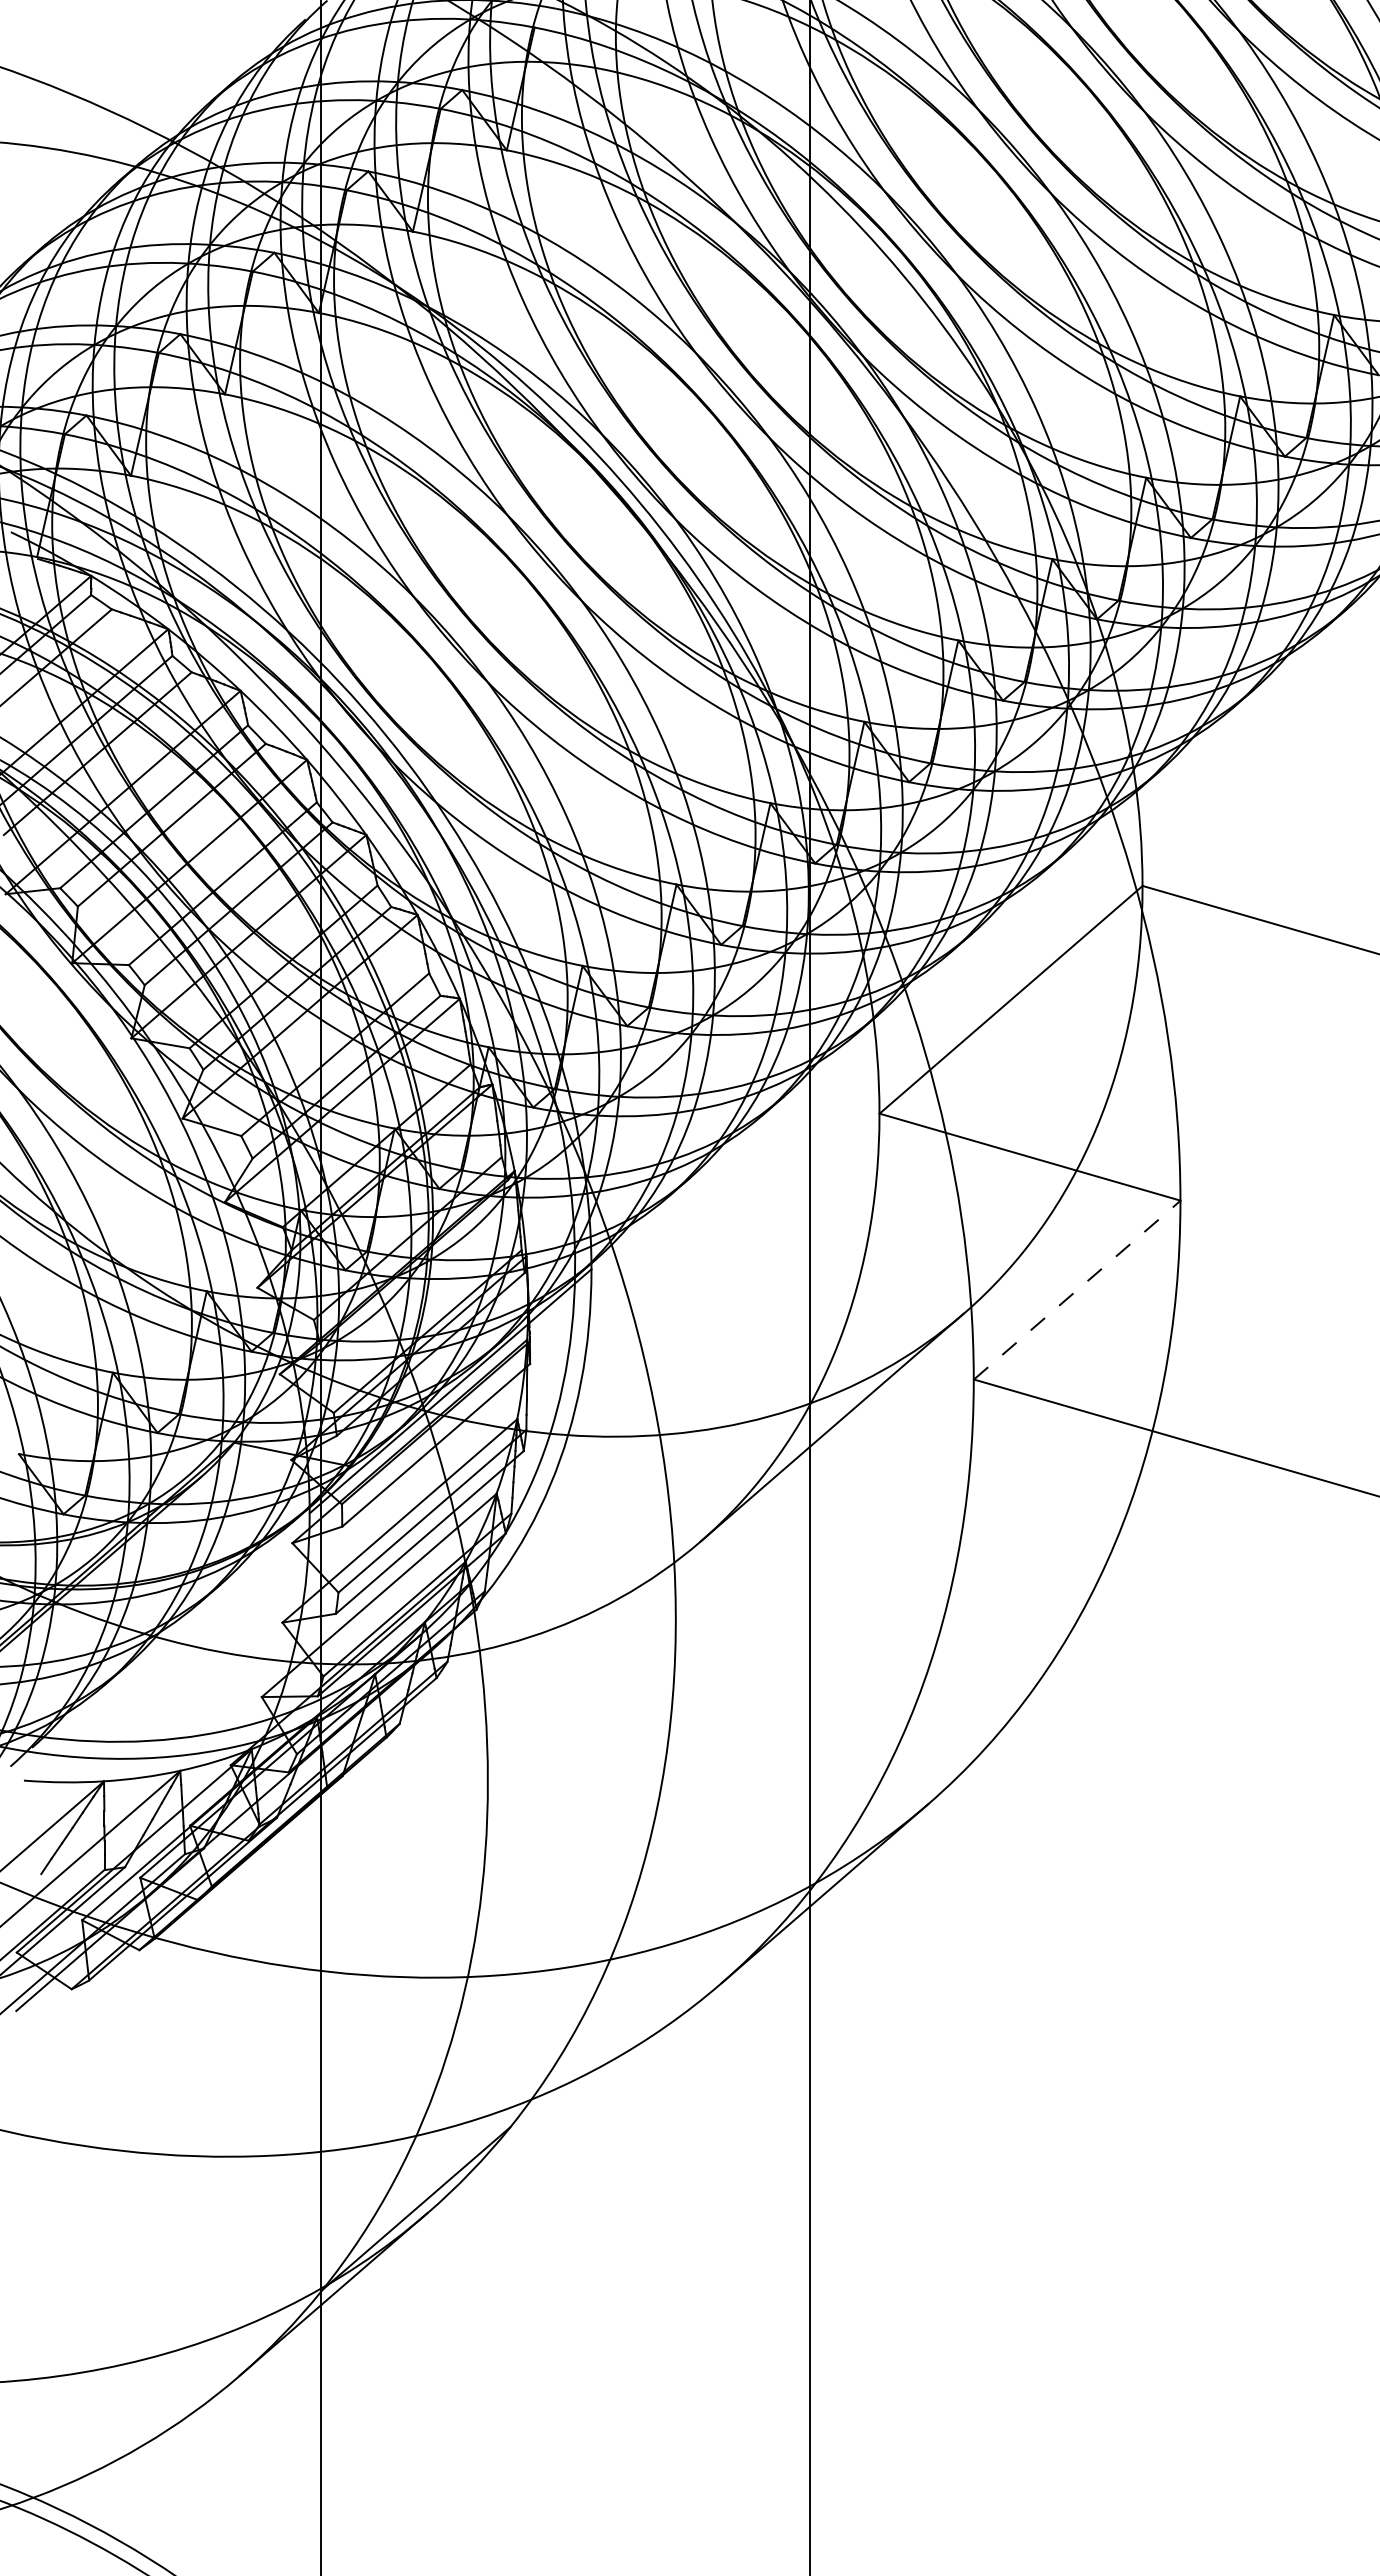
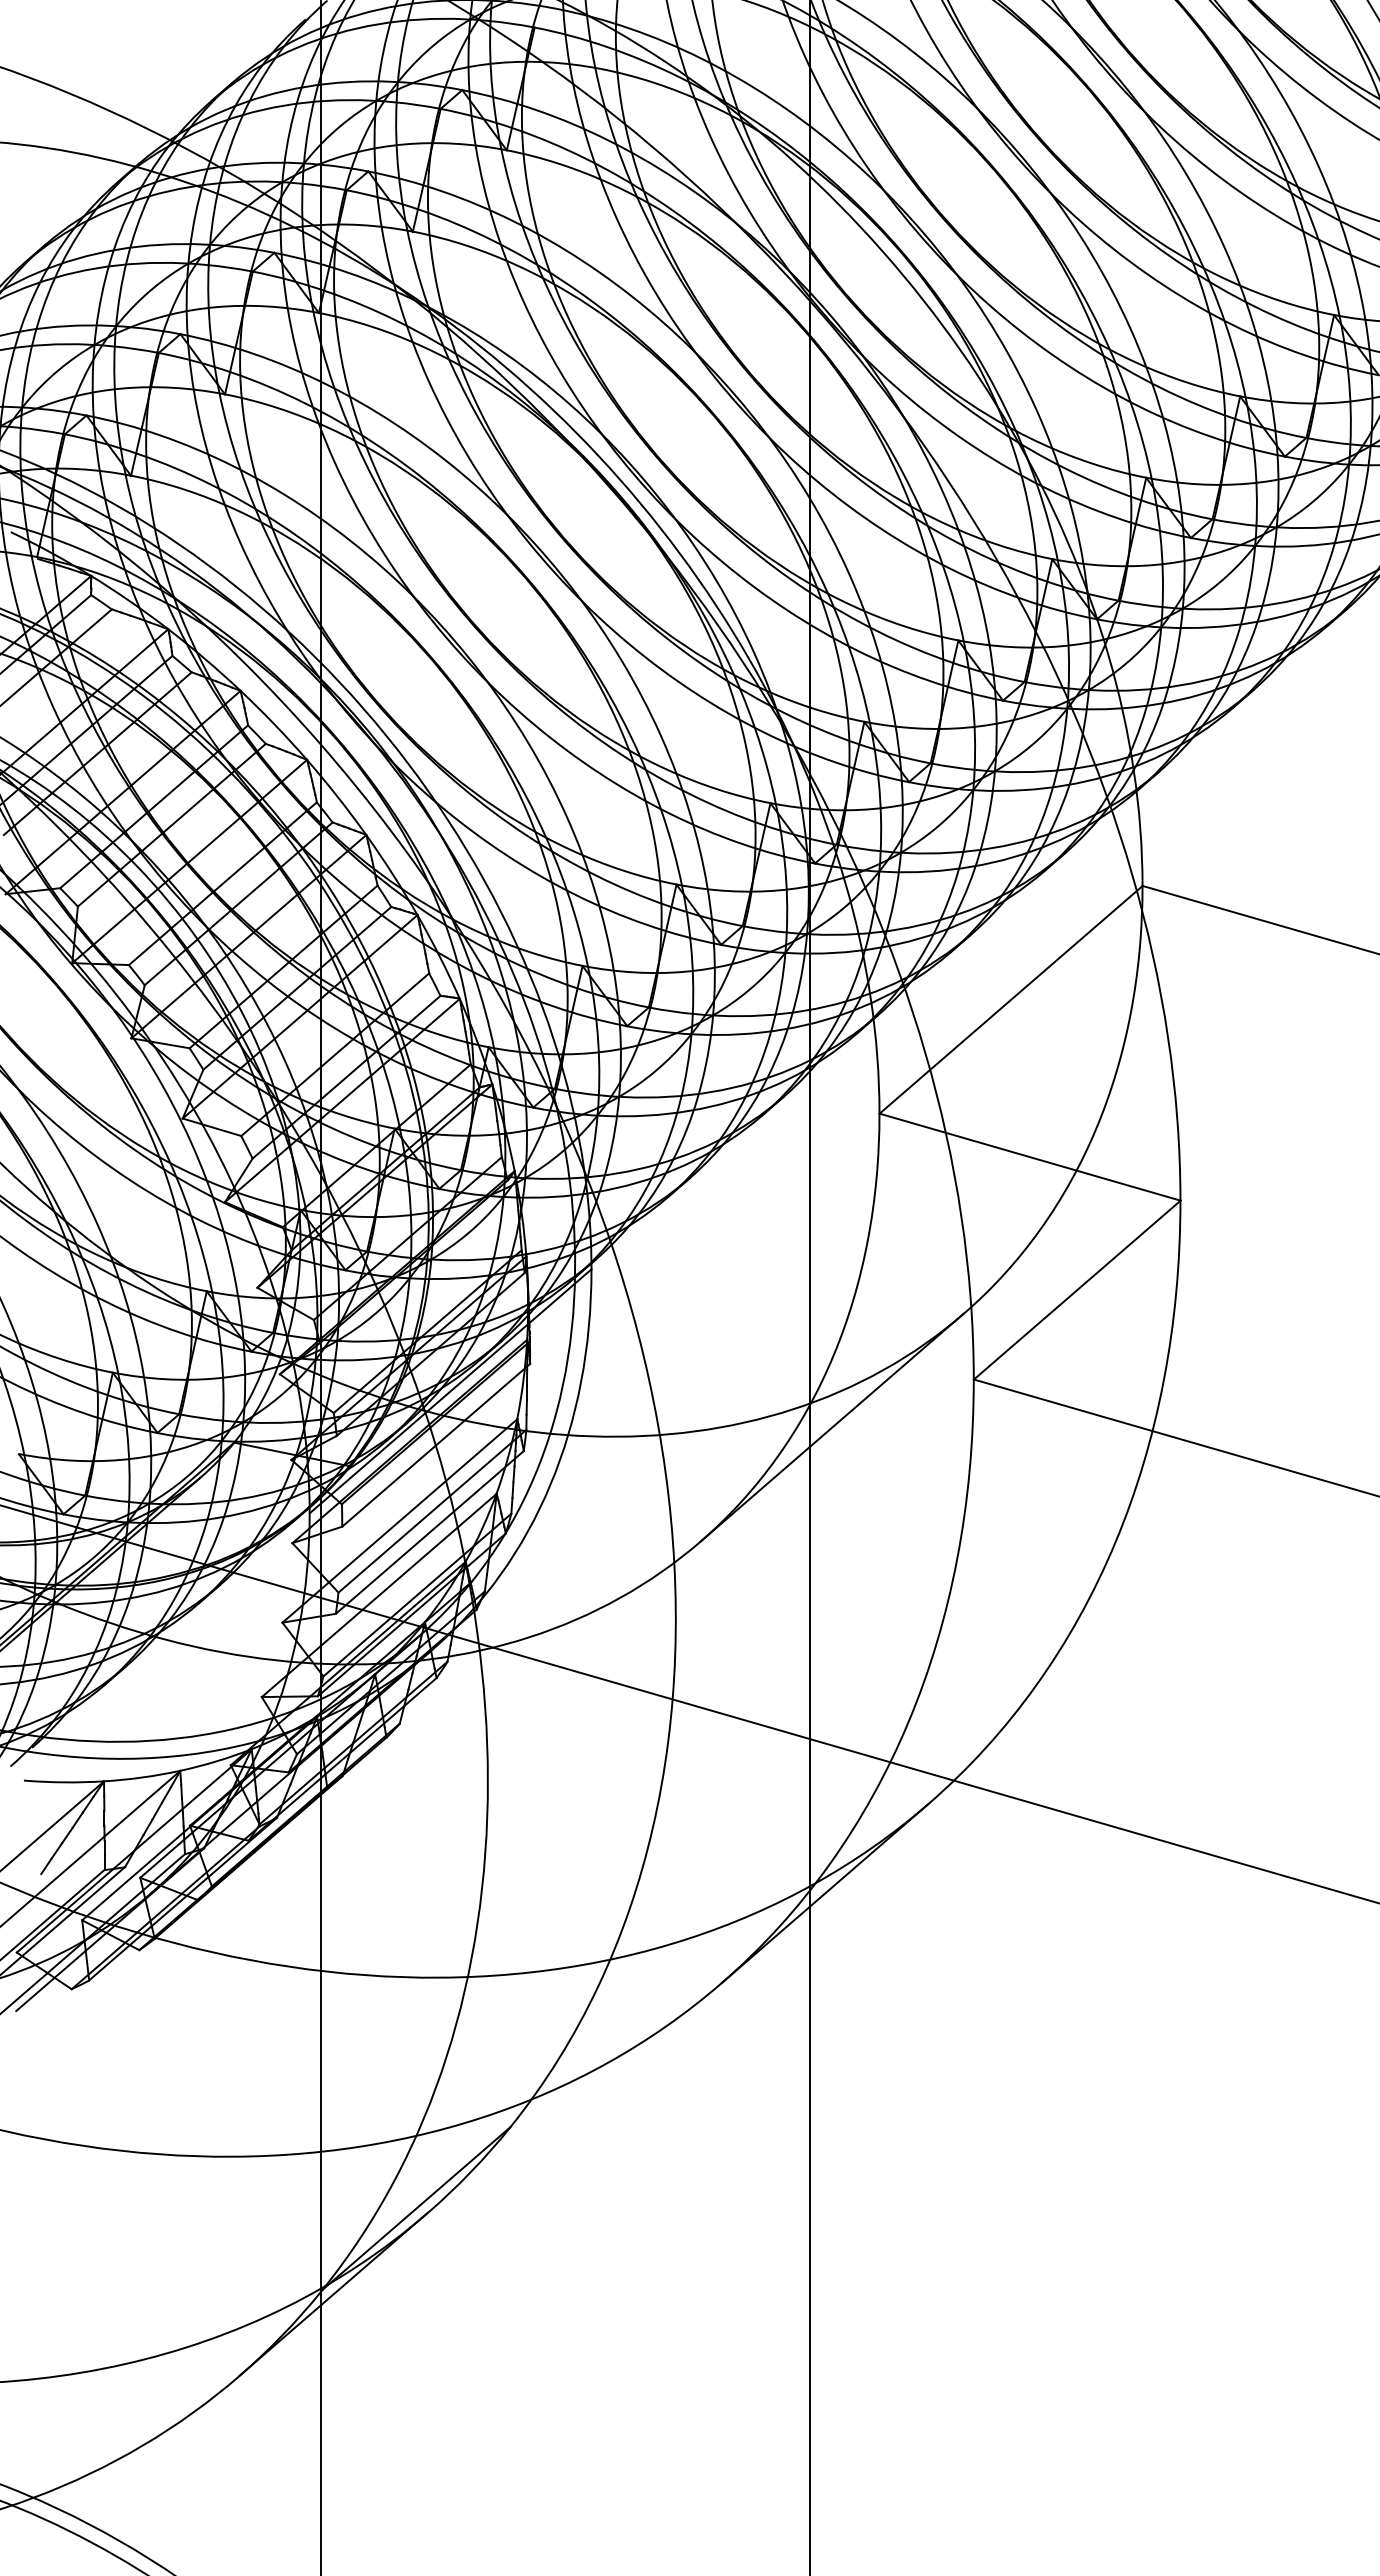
line: dashed -> solid (1077, 1290)
line: none -> present (689, 1703)
